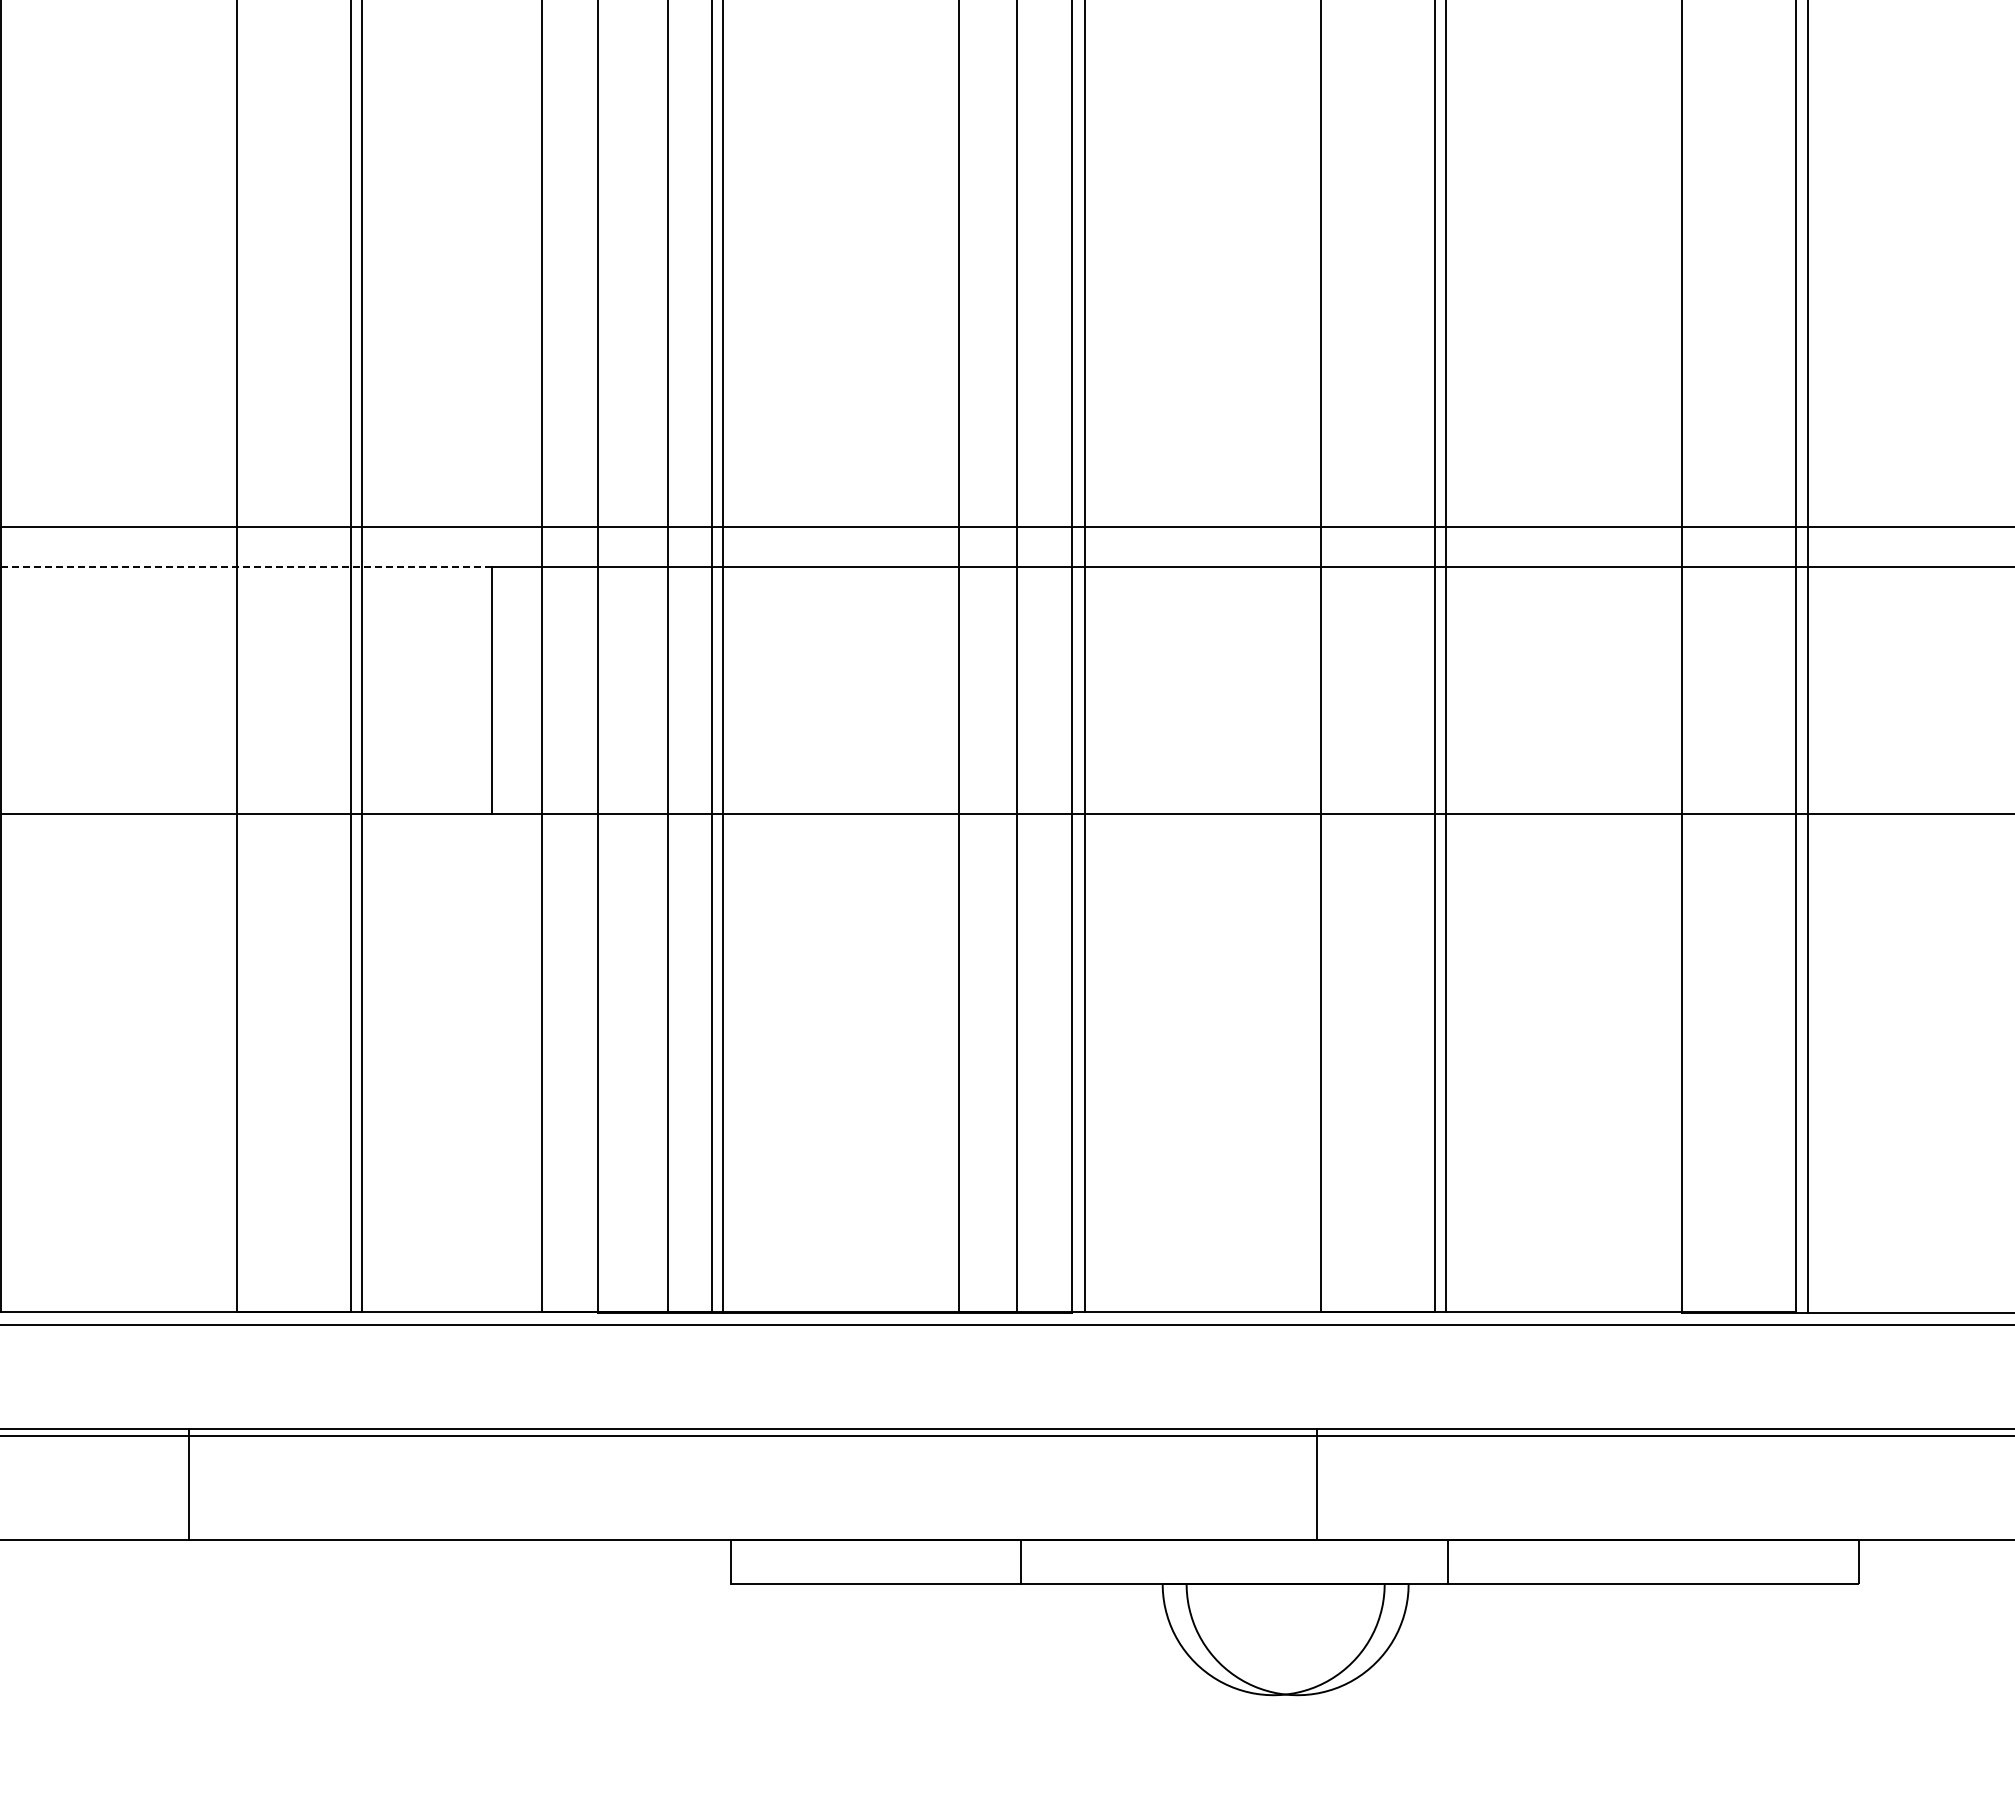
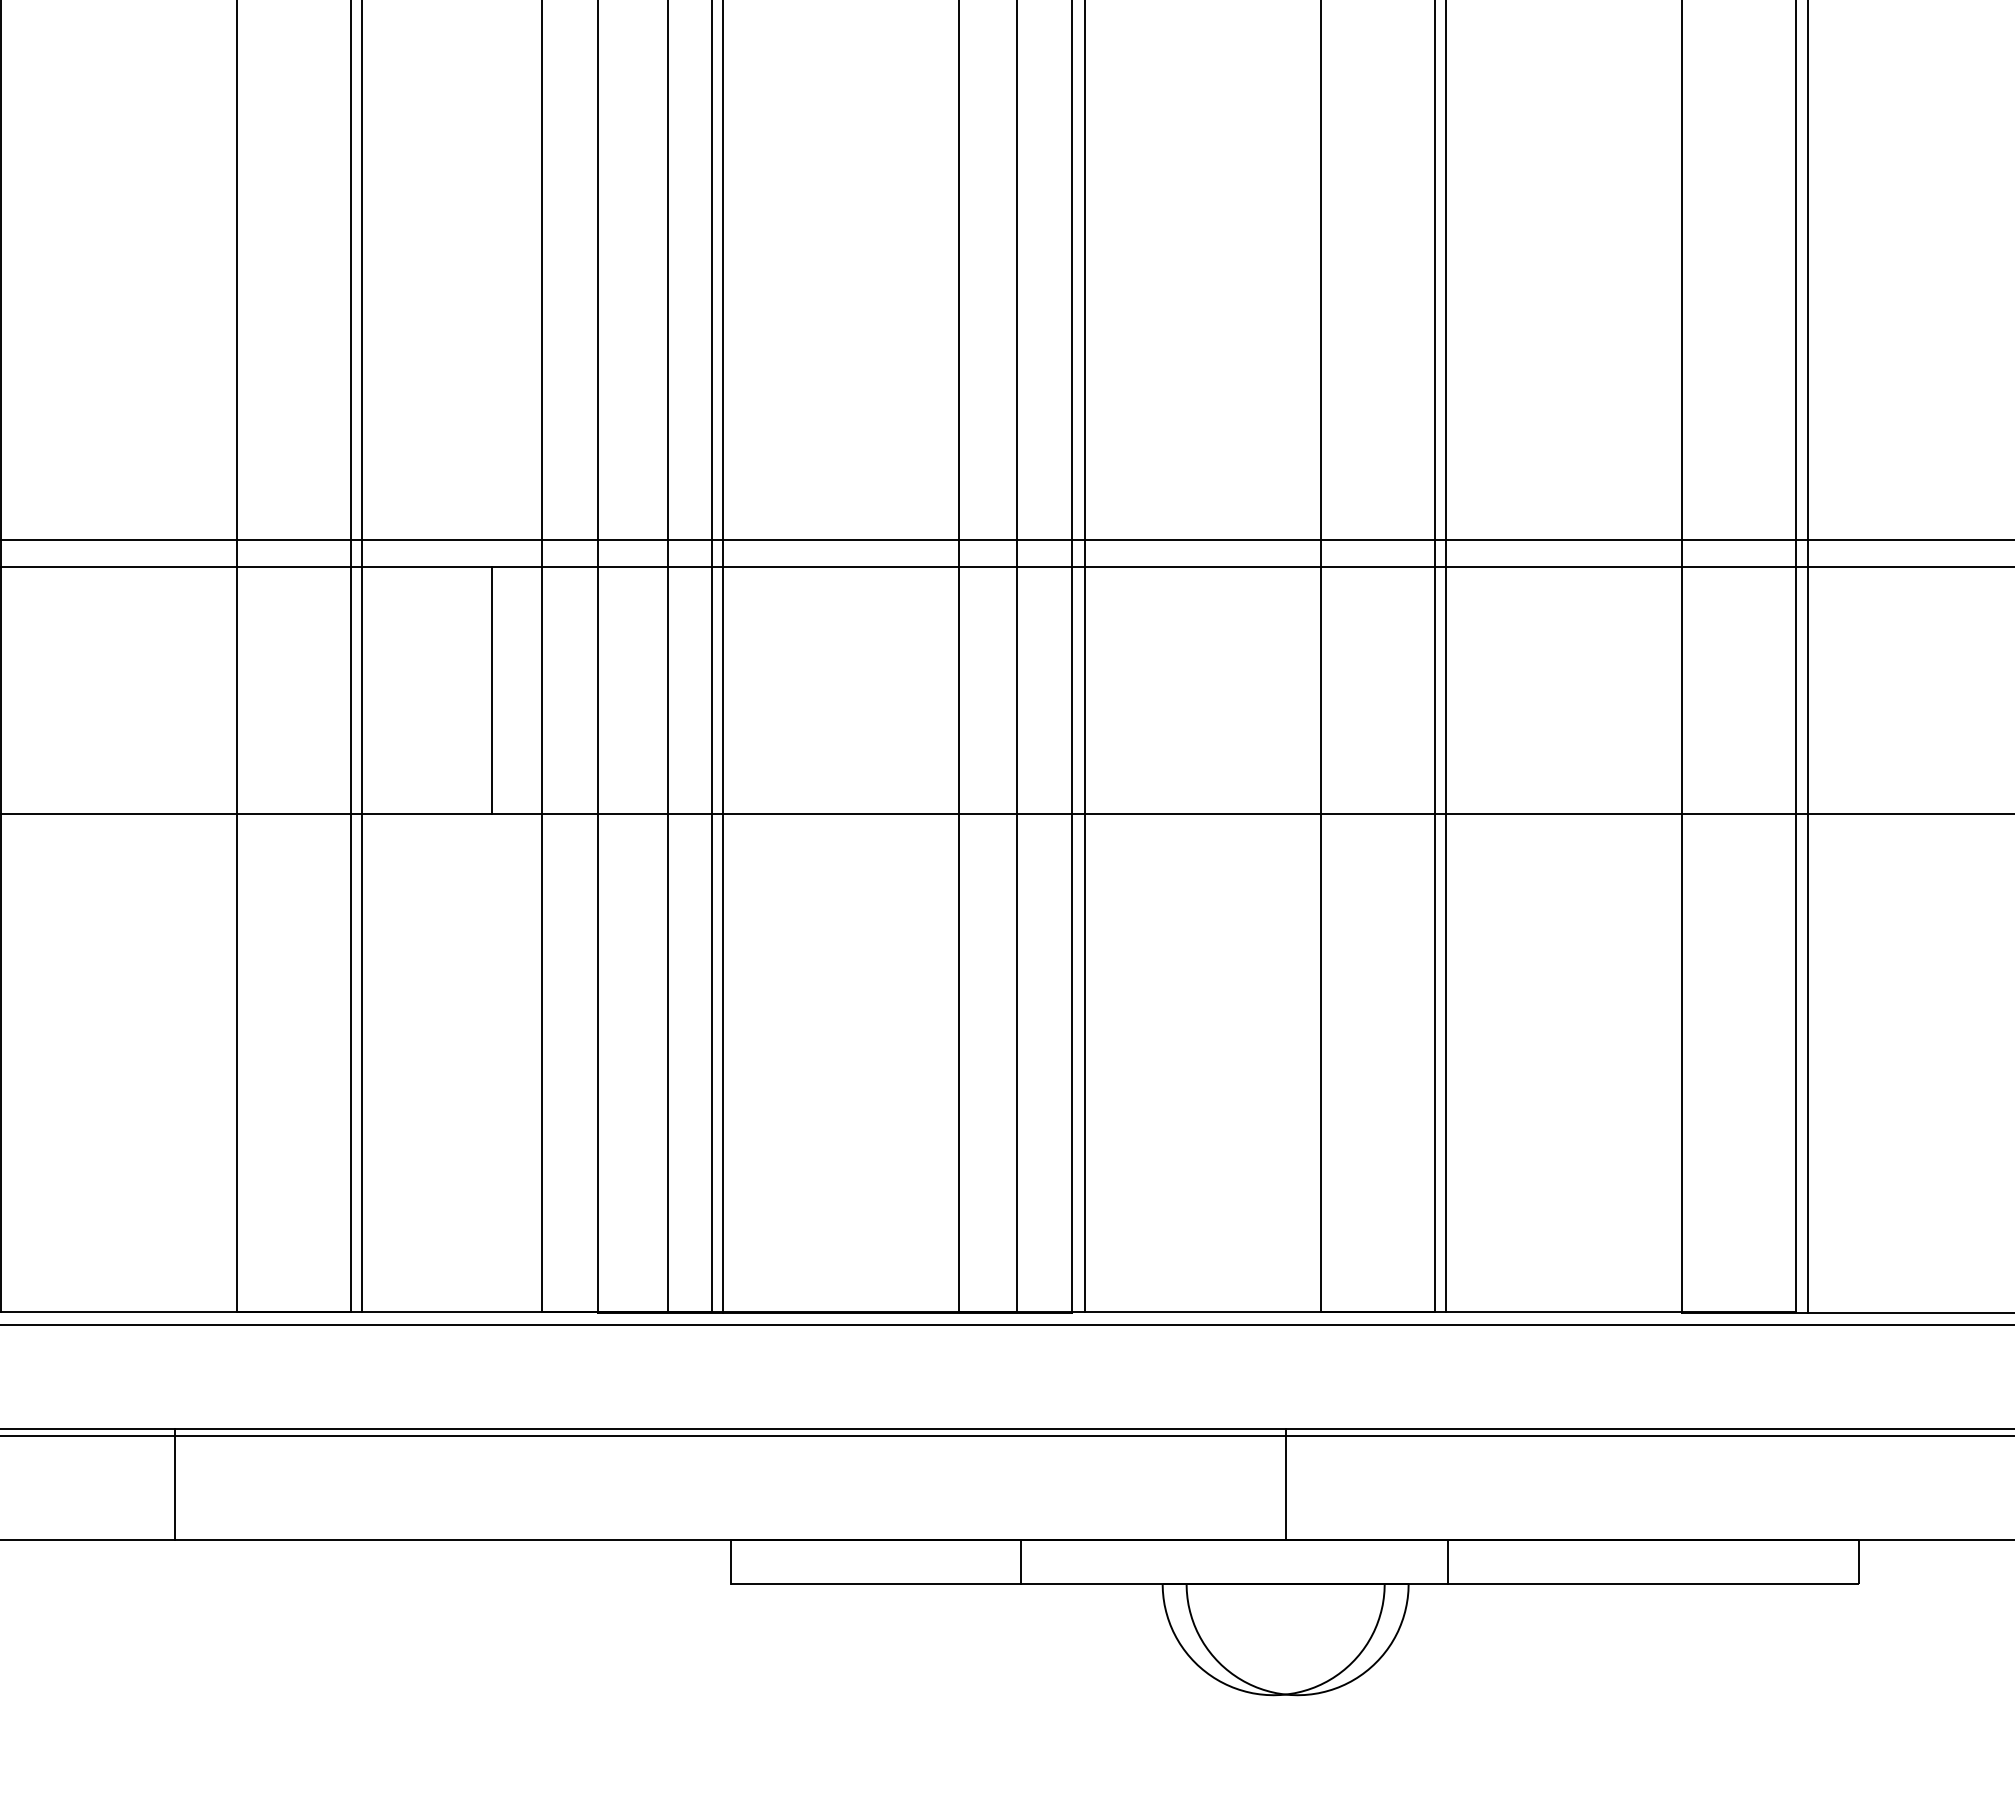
line position: (1006, 527) -> (1006, 540) (1006, 540)
line: dashed -> solid (246, 566)
line position: (189, 1483) -> (175, 1483) (175, 1483)
line position: (1317, 1483) -> (1286, 1483) (1286, 1483)
